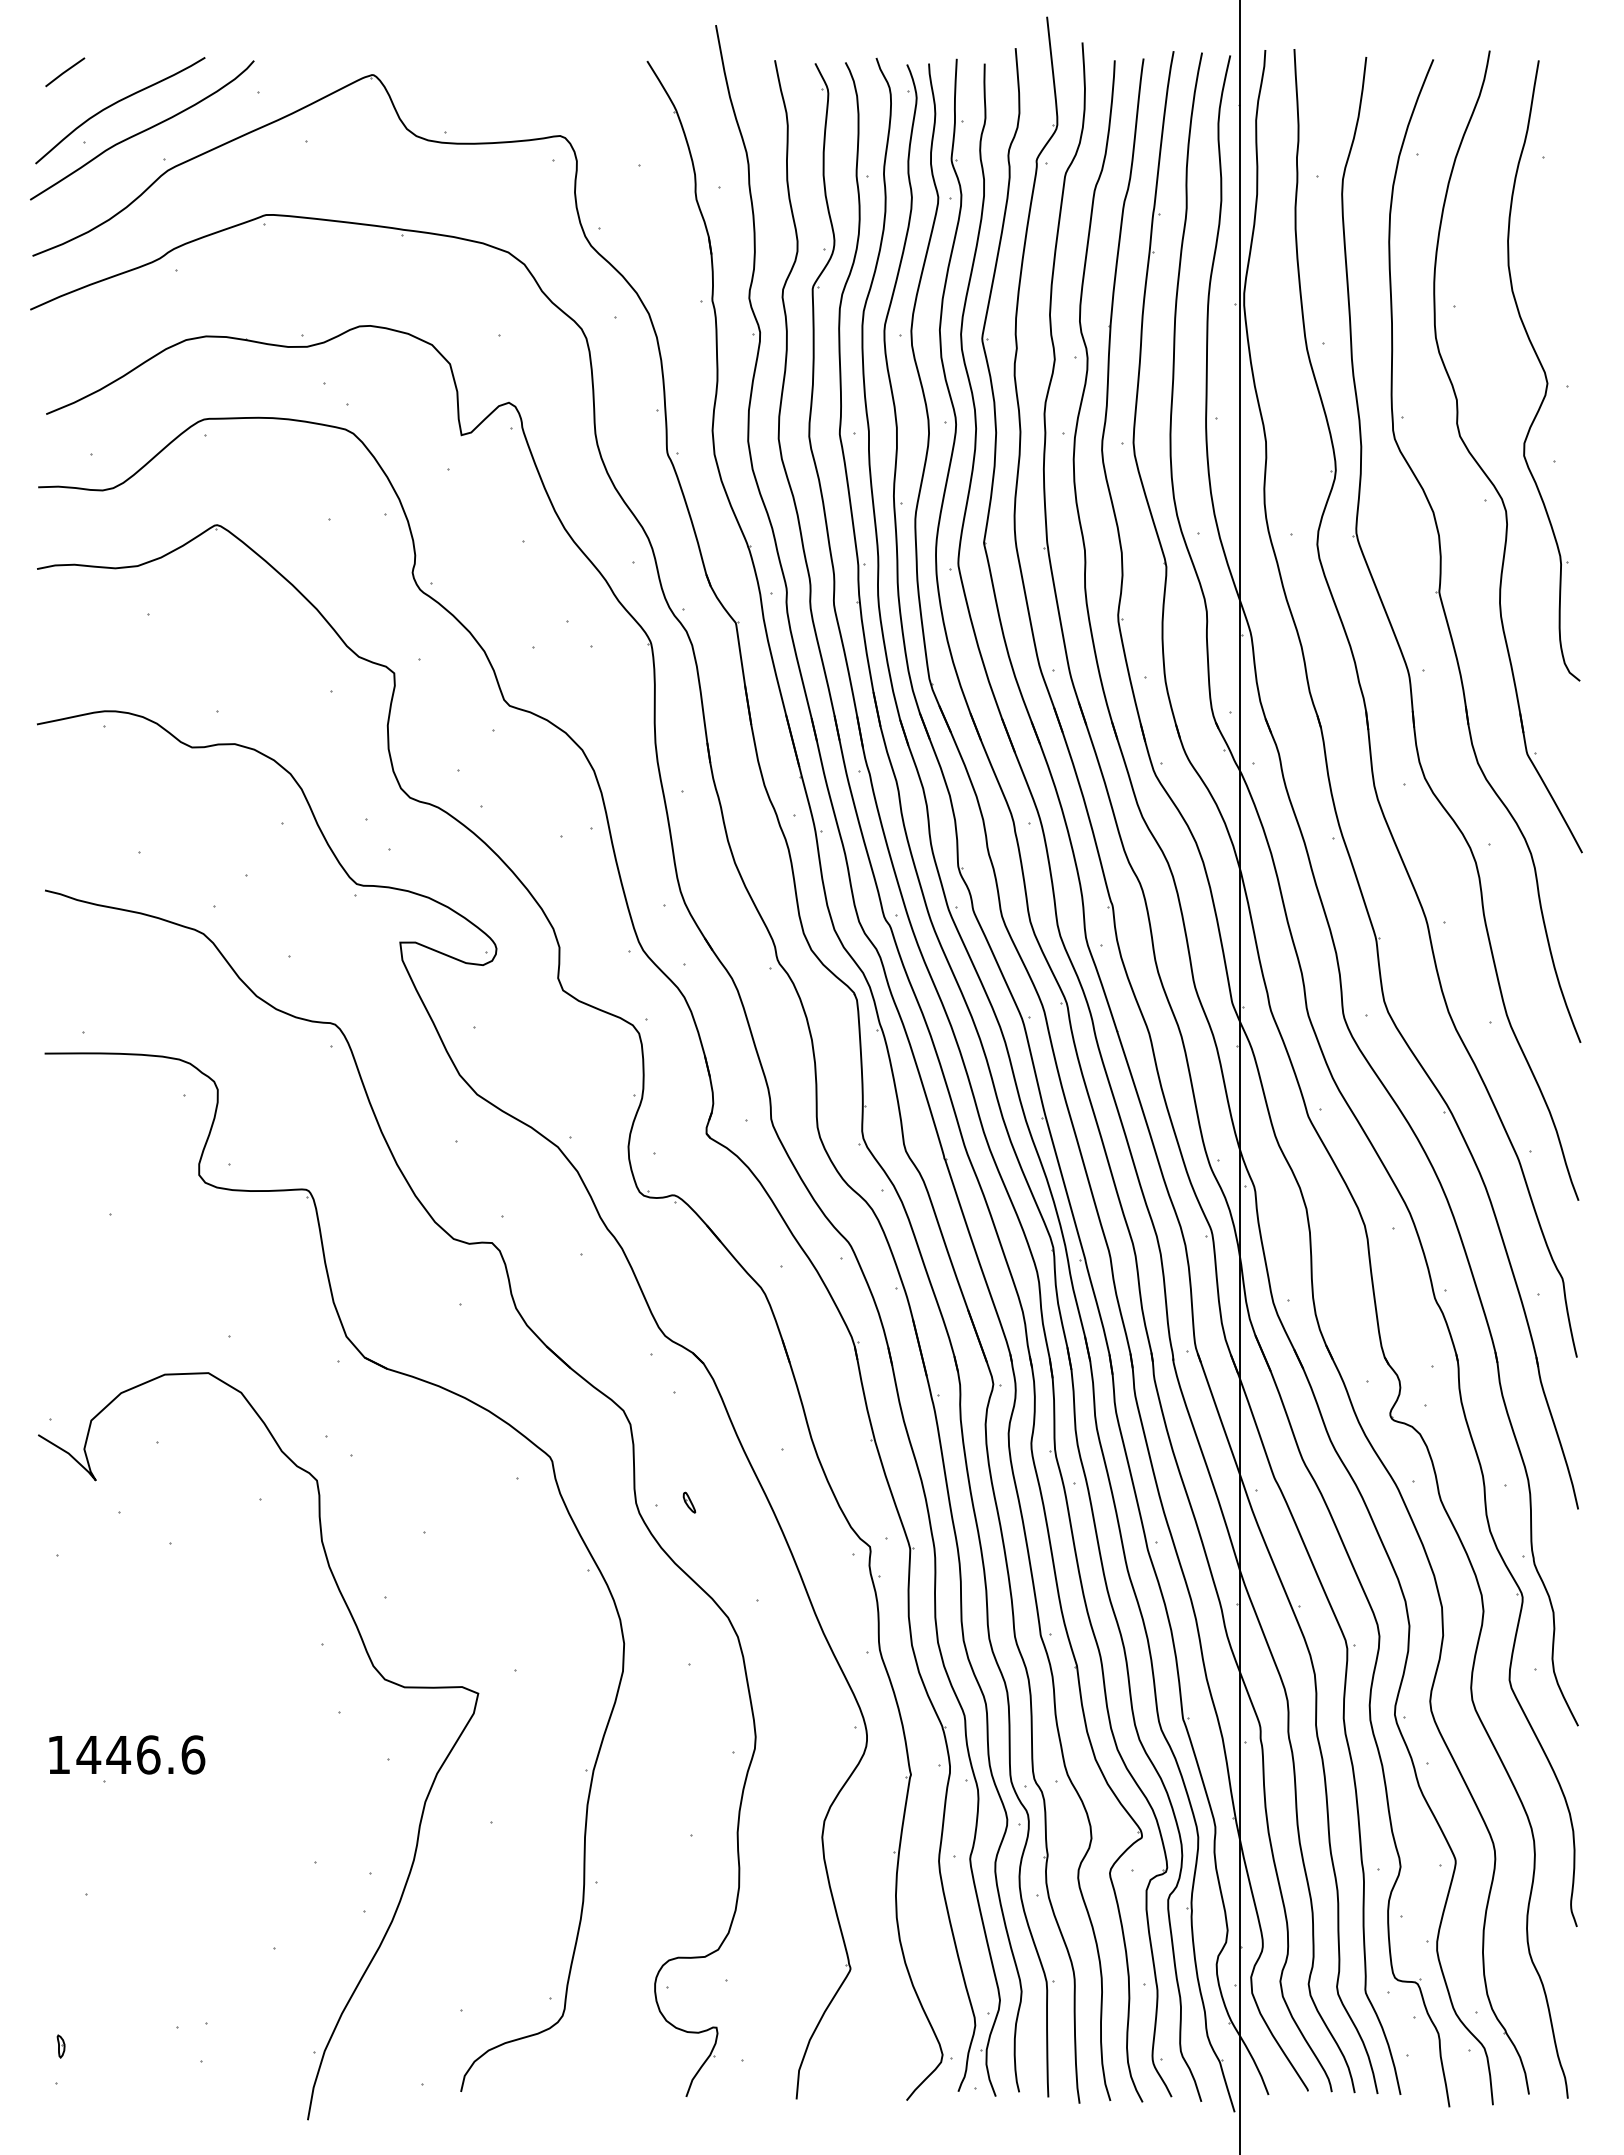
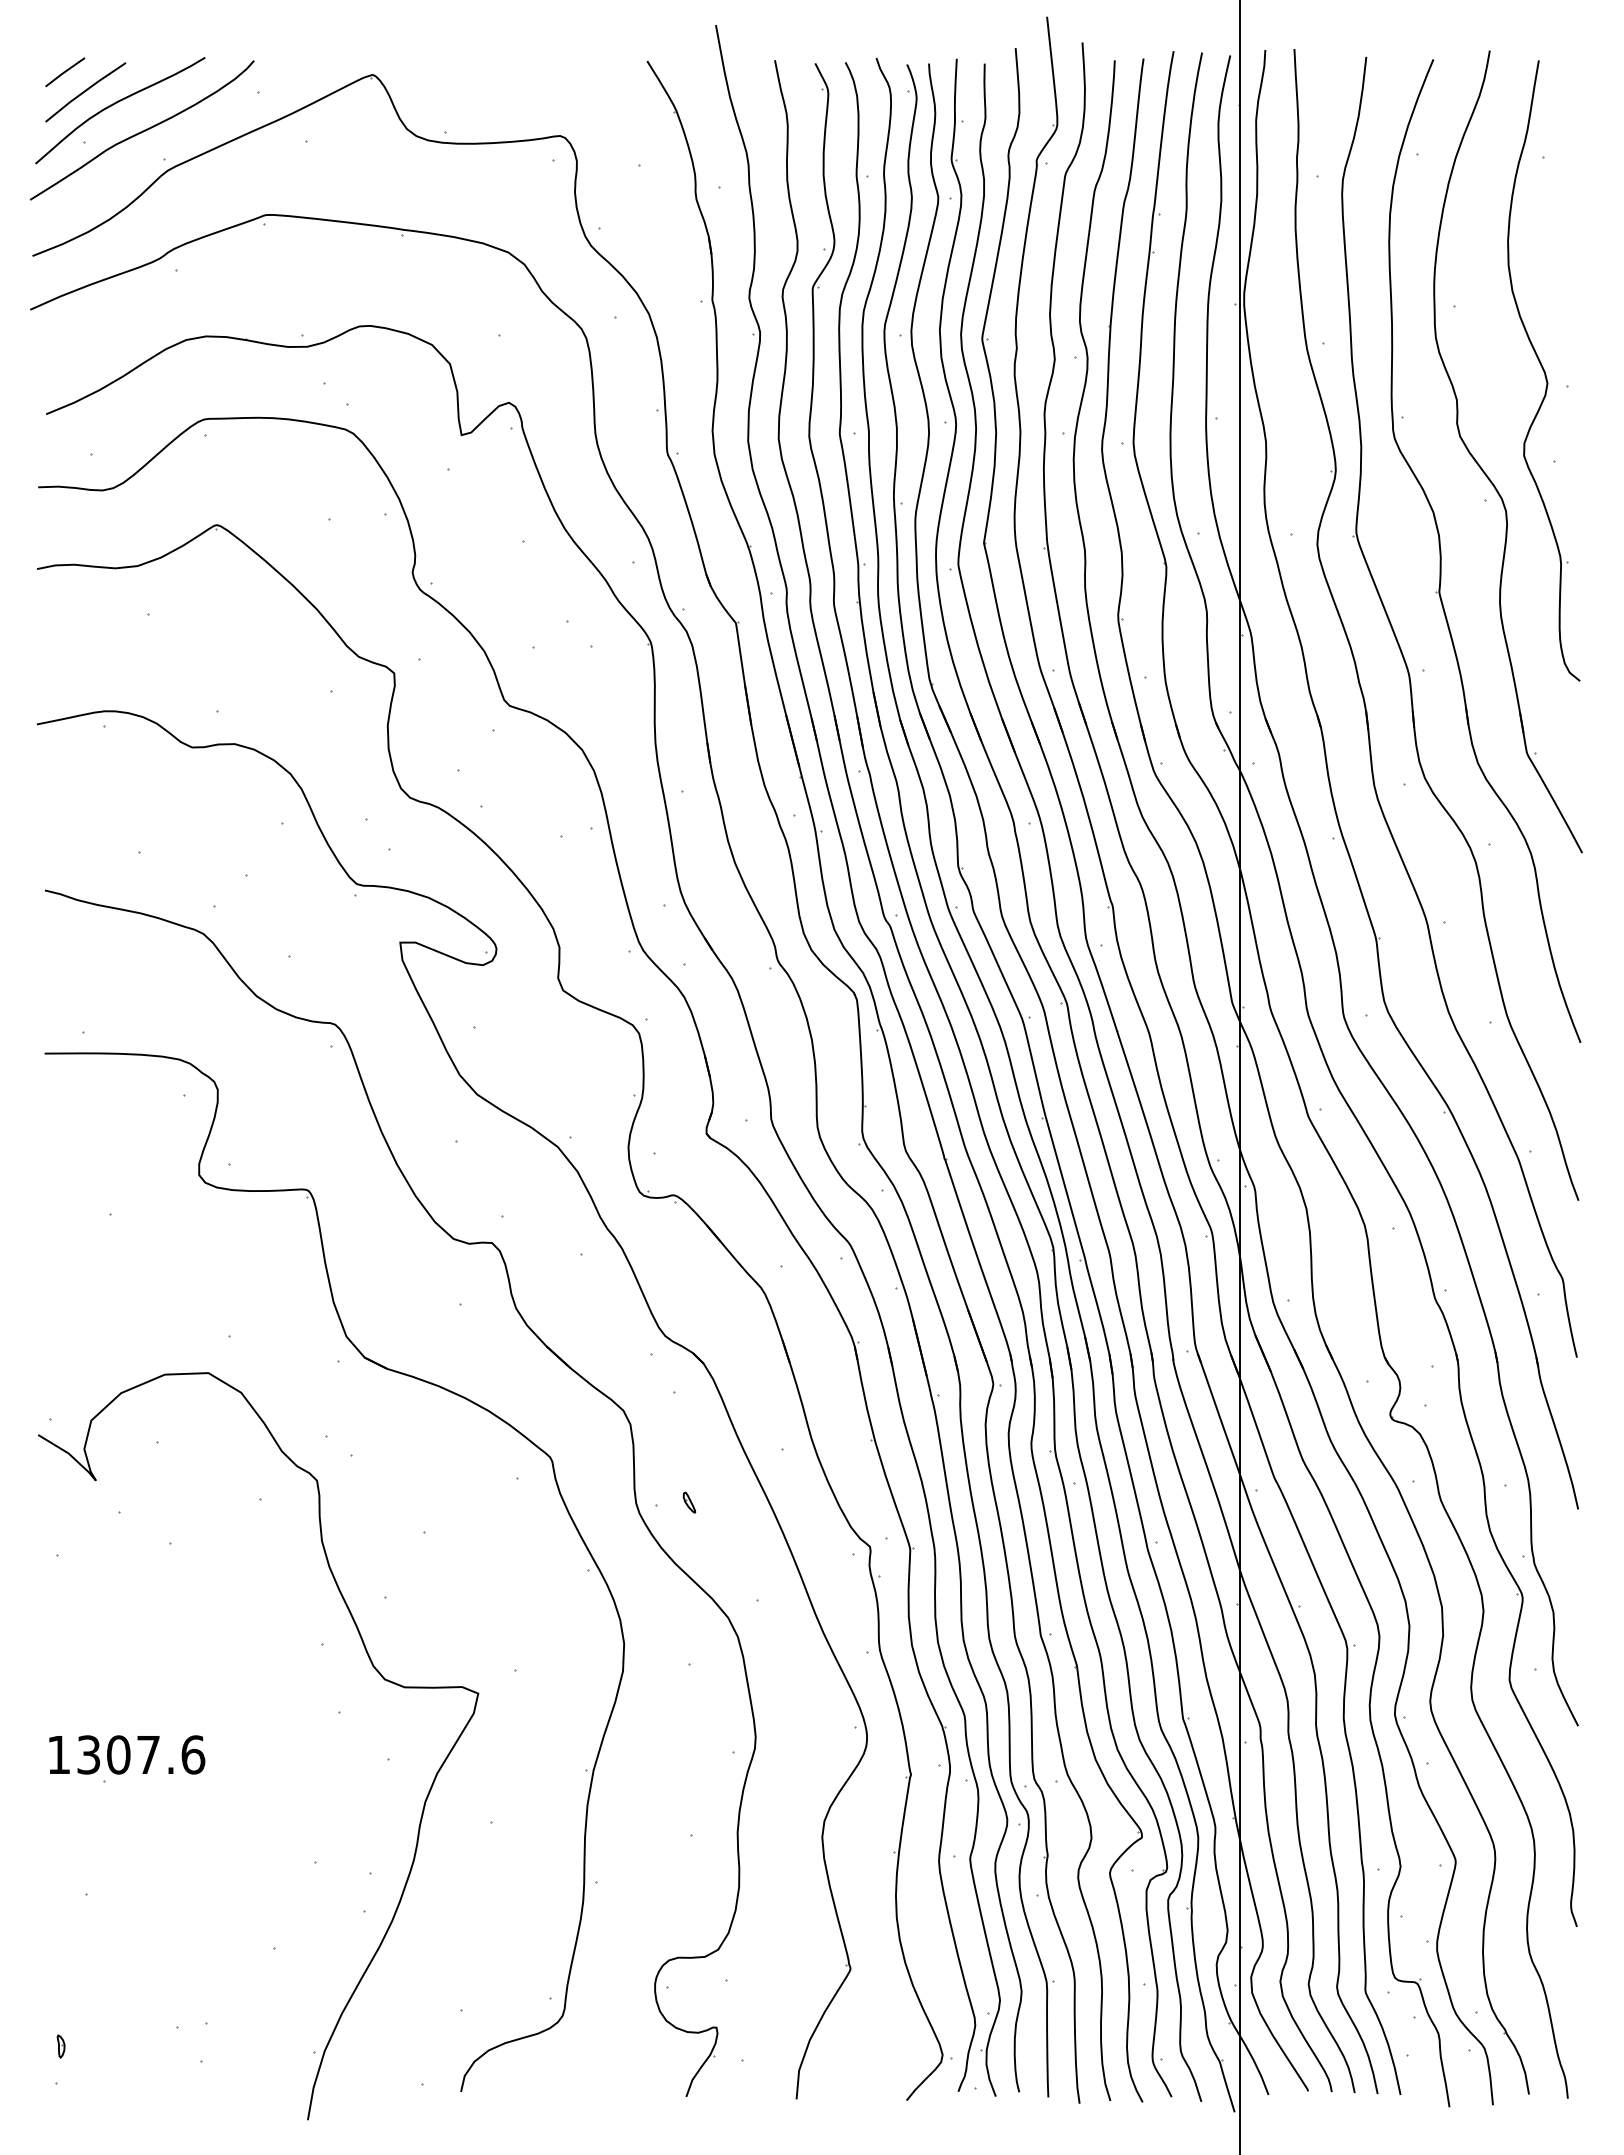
line: none -> present (85, 92)
text: 1446.6 -> 1307.6 (118, 1754)
